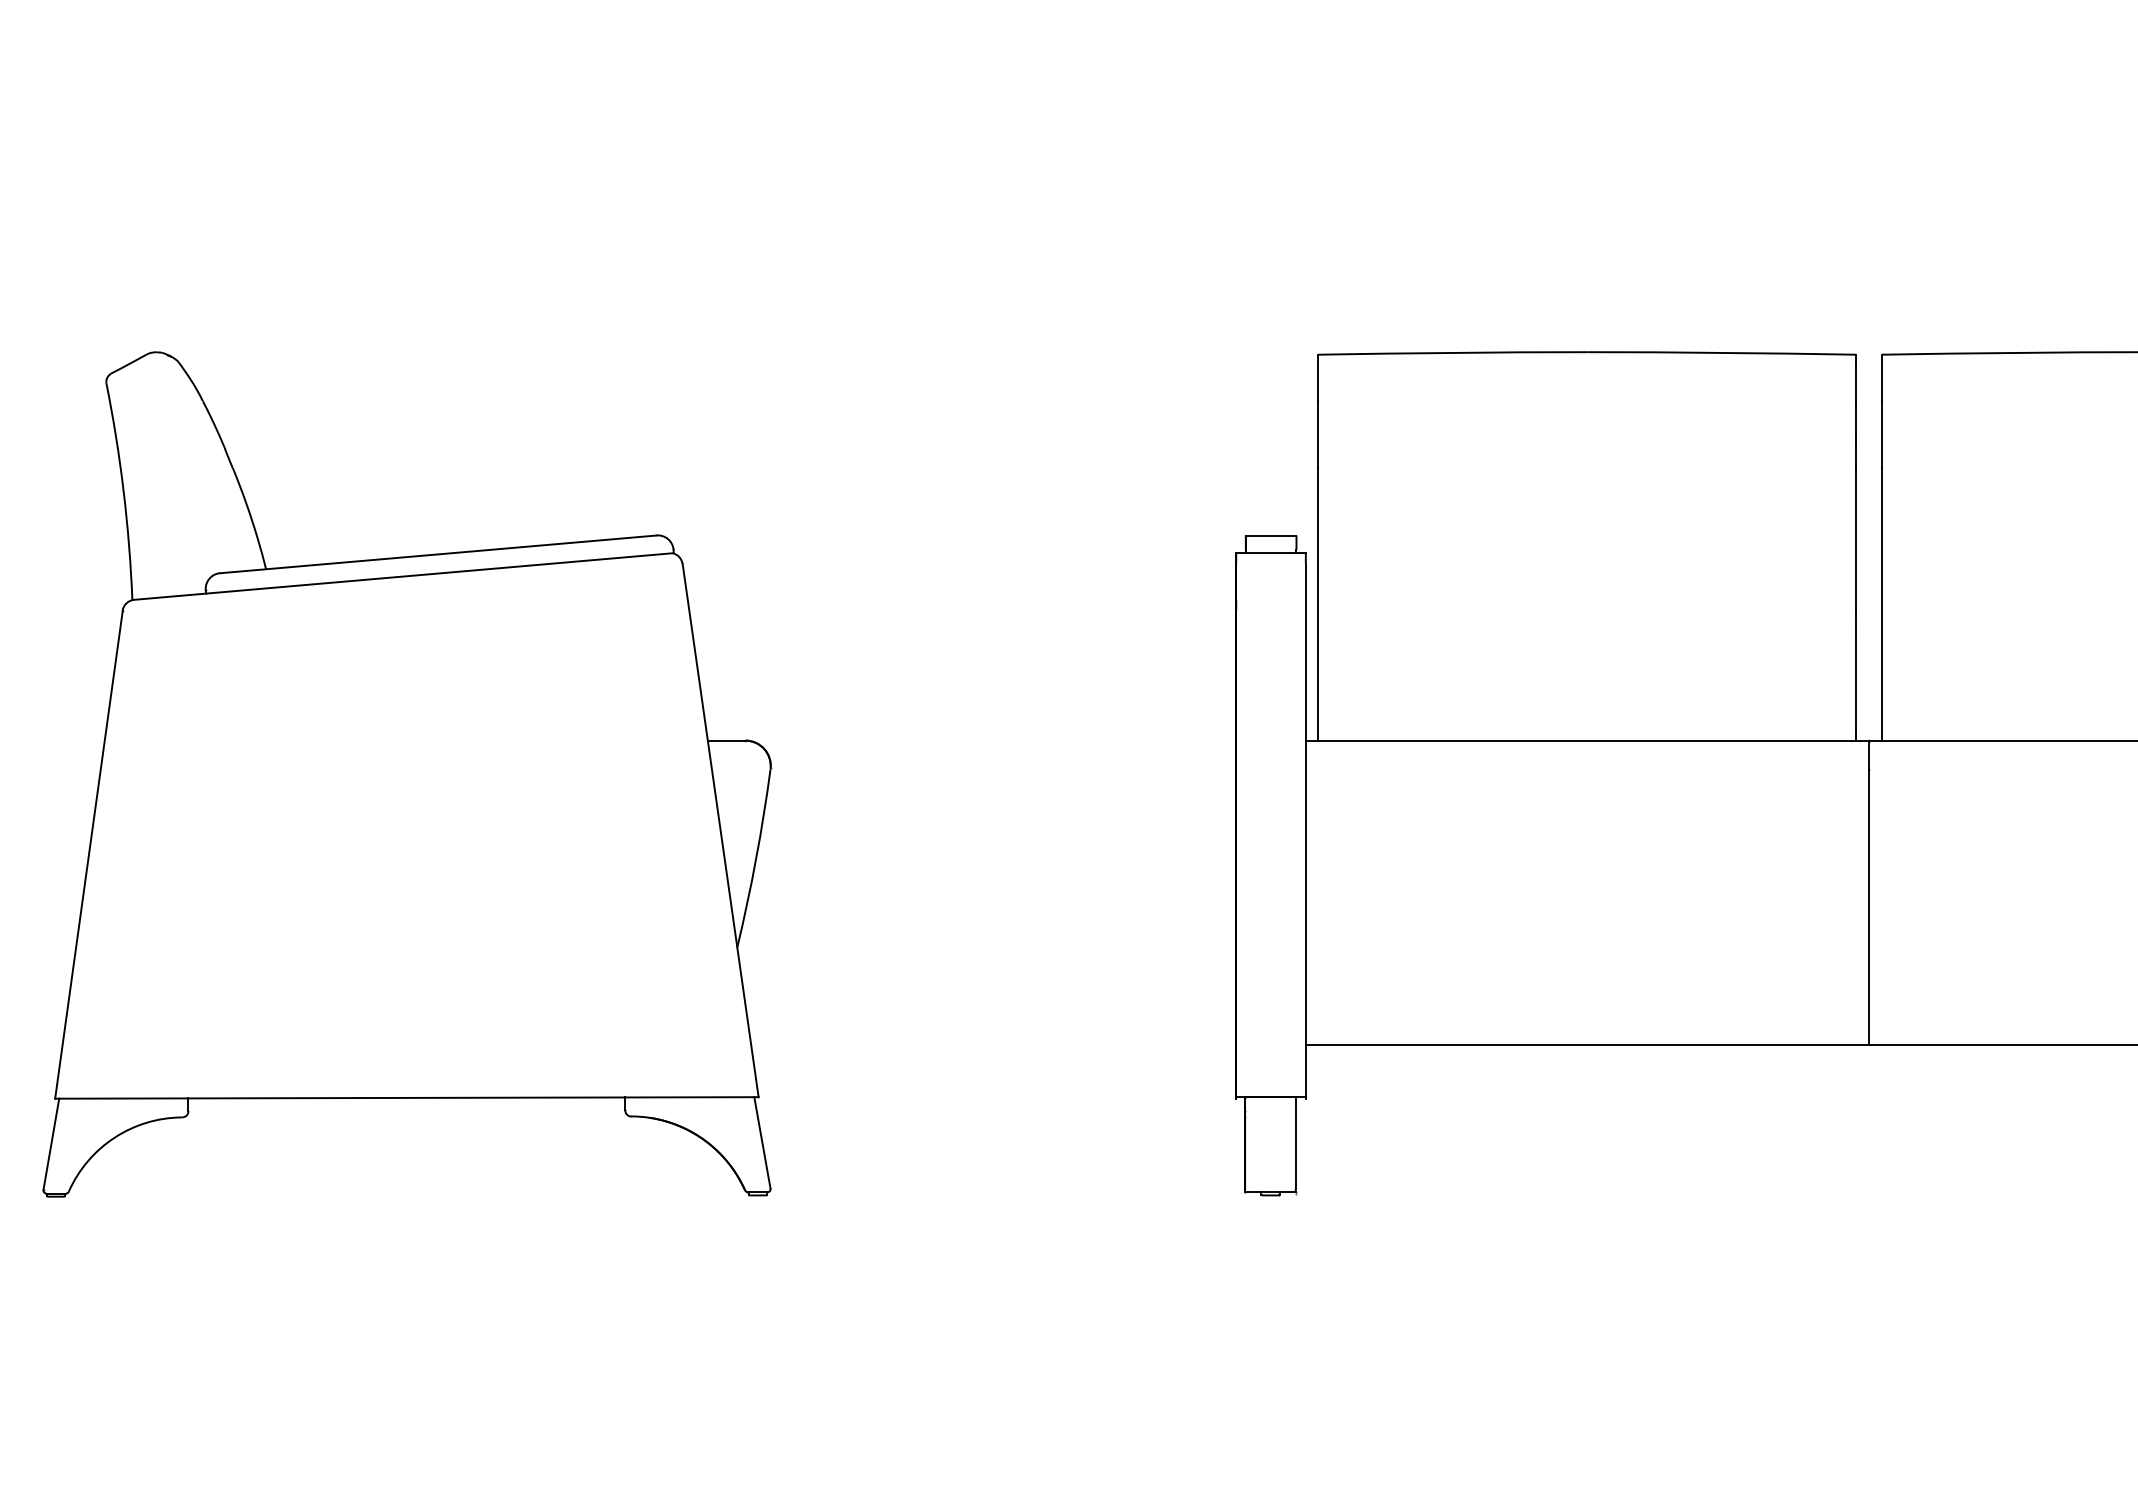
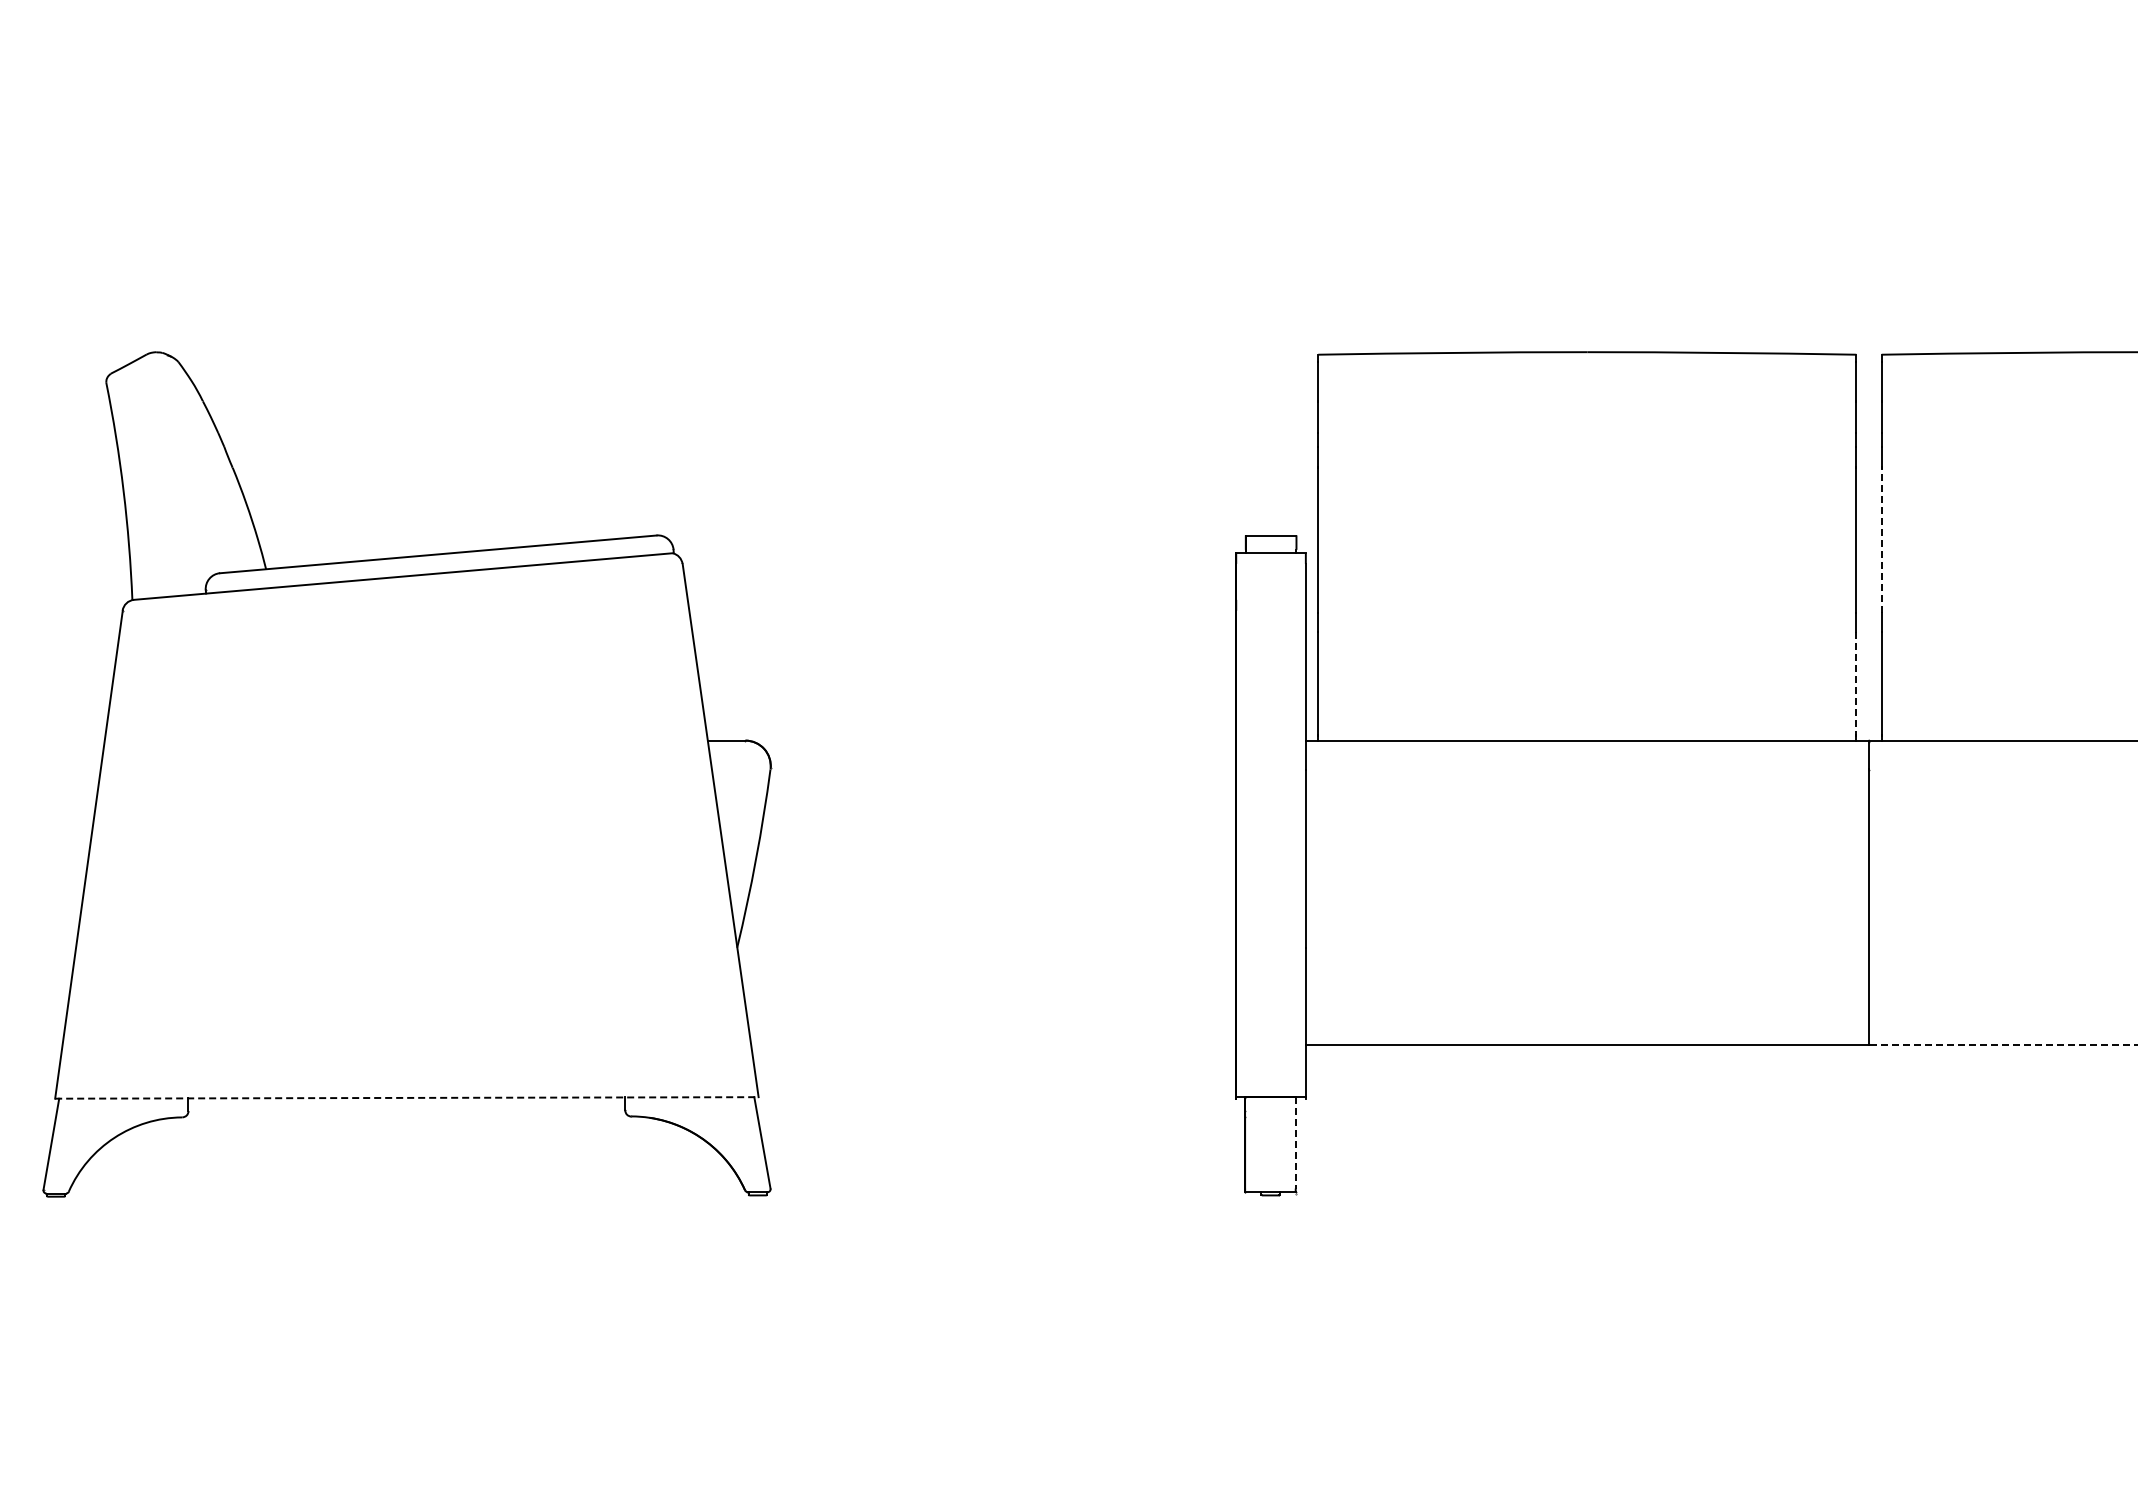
line: solid -> dashed (1881, 540)
line: solid -> dashed (1856, 683)
line: solid -> dashed (2003, 1044)
line: solid -> dashed (406, 1097)
line: solid -> dashed (1295, 1142)
